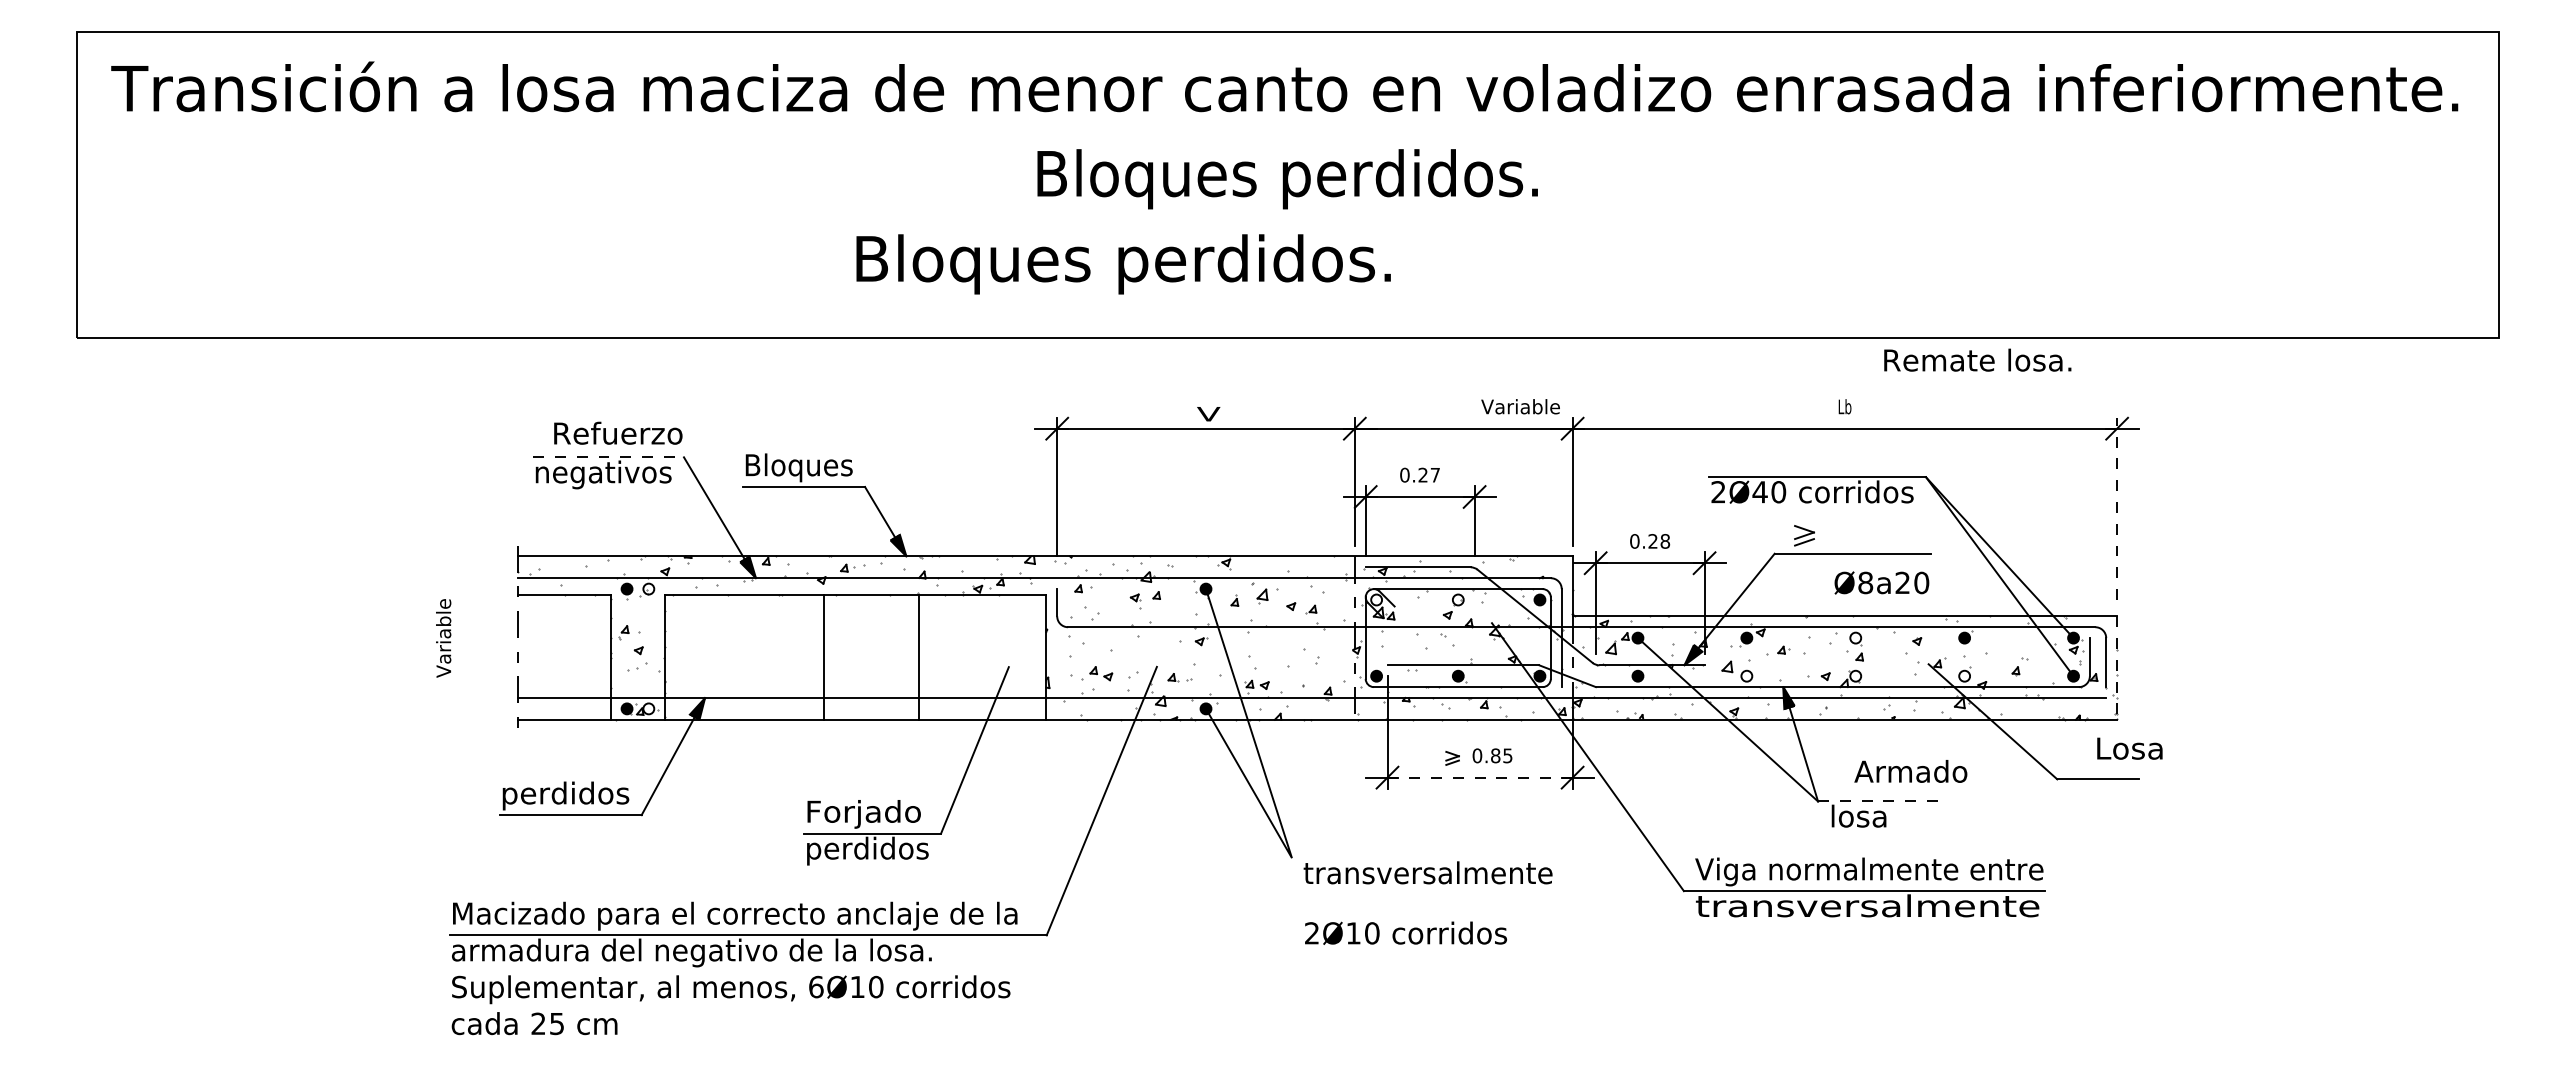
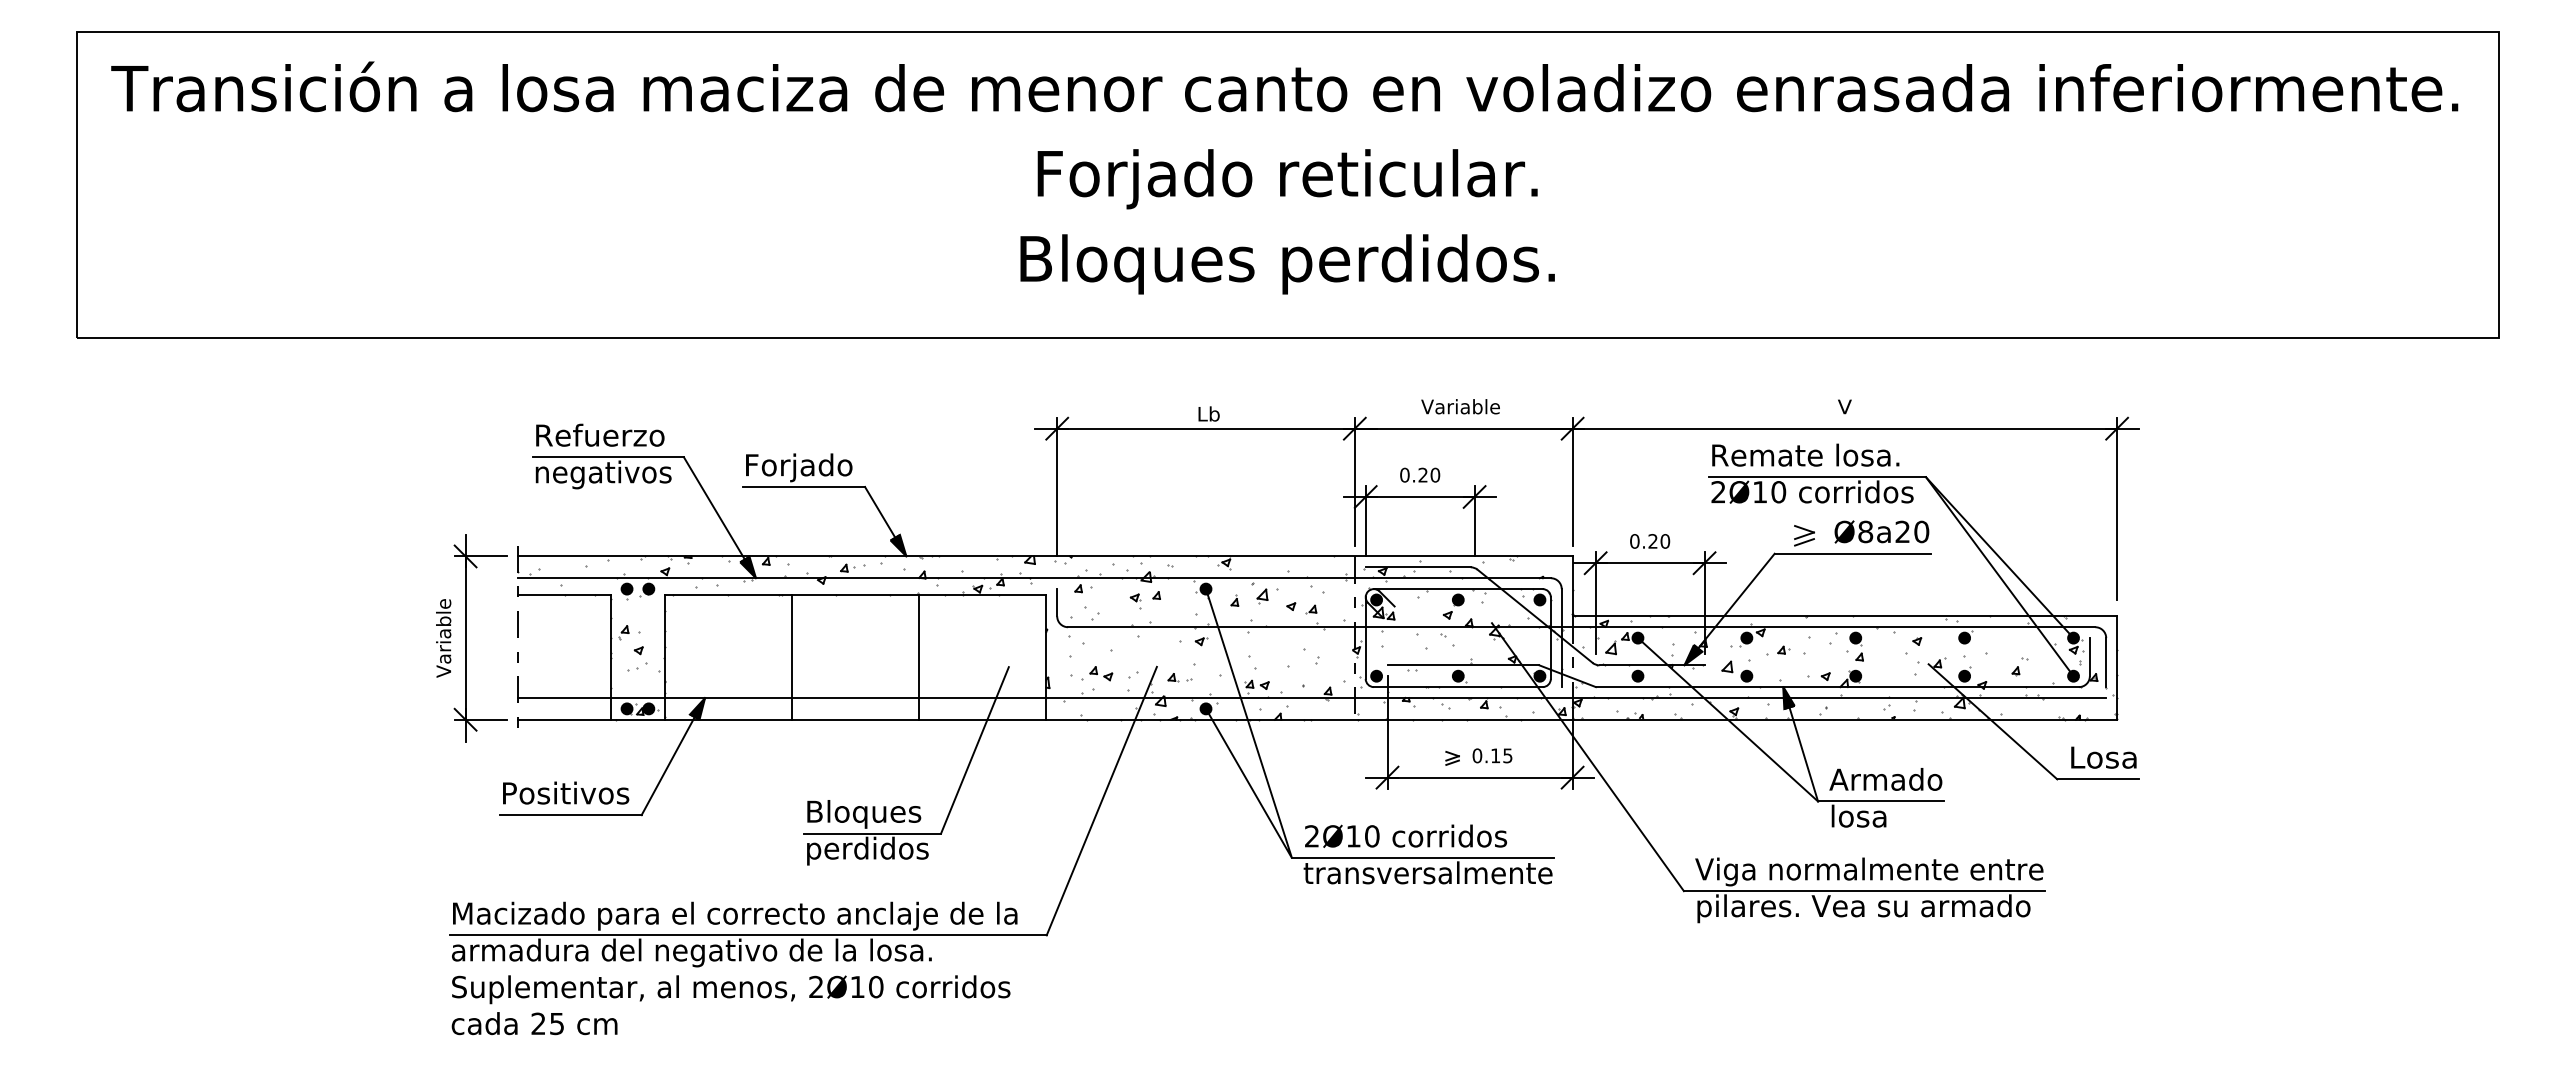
text: Bloques perdidos. -> Forjado reticular. (1287, 179)
text position: (1123, 264) -> (1287, 264) (1287, 264)
text position: (1977, 359) -> (1805, 454) (1805, 454)
text position: (1520, 406) -> (1460, 406) (1460, 406)
text: Lb -> V (1844, 406)
text: V -> Lb (1208, 413)
text position: (618, 432) -> (600, 434) (600, 434)
line: dashed -> solid (609, 457)
text: Bloques -> Forjado (798, 467)
text: 0.27 -> 0.20 (1435, 474)
text: 2Ø40 -> 2Ø10 (1759, 492)
line: dashed -> solid (2117, 508)
text: 0.28 -> 0.20 (1665, 541)
text position: (1881, 582) -> (1881, 531) (1881, 531)
fill: none -> present (648, 588)
fill: none -> present (1376, 599)
fill: none -> present (1457, 599)
fill: none -> present (1855, 637)
part: none -> present (466, 638)
line position: (824, 656) -> (792, 656) (792, 656)
line: dashed -> solid (2117, 668)
fill: none -> present (1746, 675)
fill: none -> present (1855, 675)
fill: none -> present (1964, 675)
fill: none -> present (648, 708)
text position: (2129, 748) -> (2103, 757) (2103, 757)
text: 0.85 -> 0.15 (1495, 755)
text position: (1910, 771) -> (1885, 779) (1885, 779)
line: dashed -> solid (1480, 777)
text: perdidos -> Positivos (561, 795)
line: dashed -> solid (1881, 801)
text: Forjado -> Bloques (864, 814)
line: none -> present (1423, 858)
text: transversalmente -> pilares. Vea su armado (1867, 908)
text position: (1406, 932) -> (1406, 835) (1406, 835)
text: 6Ø10 -> 2Ø10 (816, 986)
